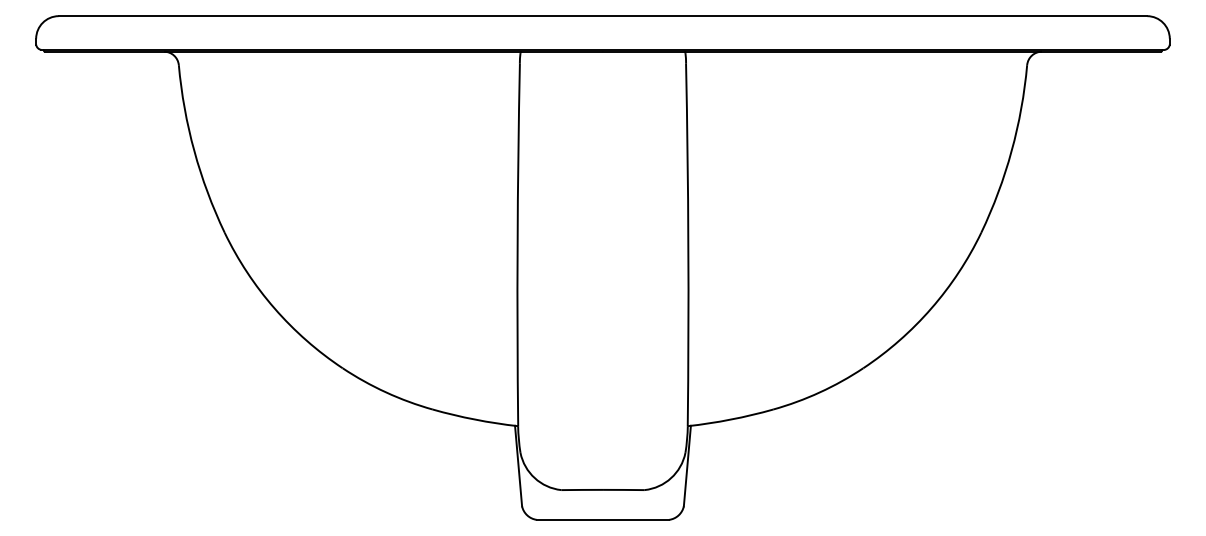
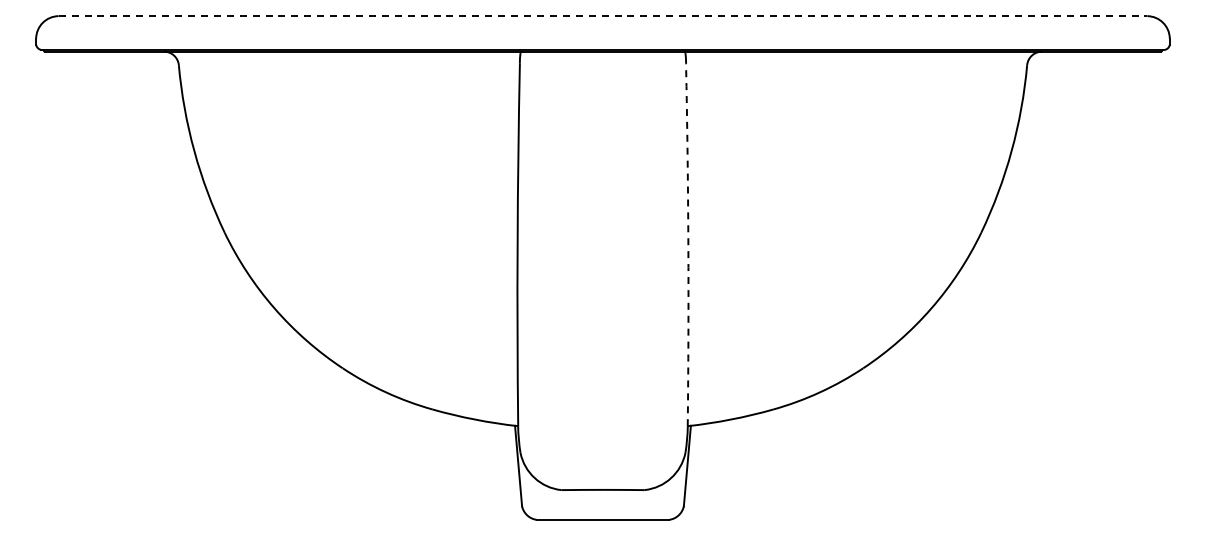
line: solid -> dashed (603, 16)
arc: solid -> dashed (688, 244)
